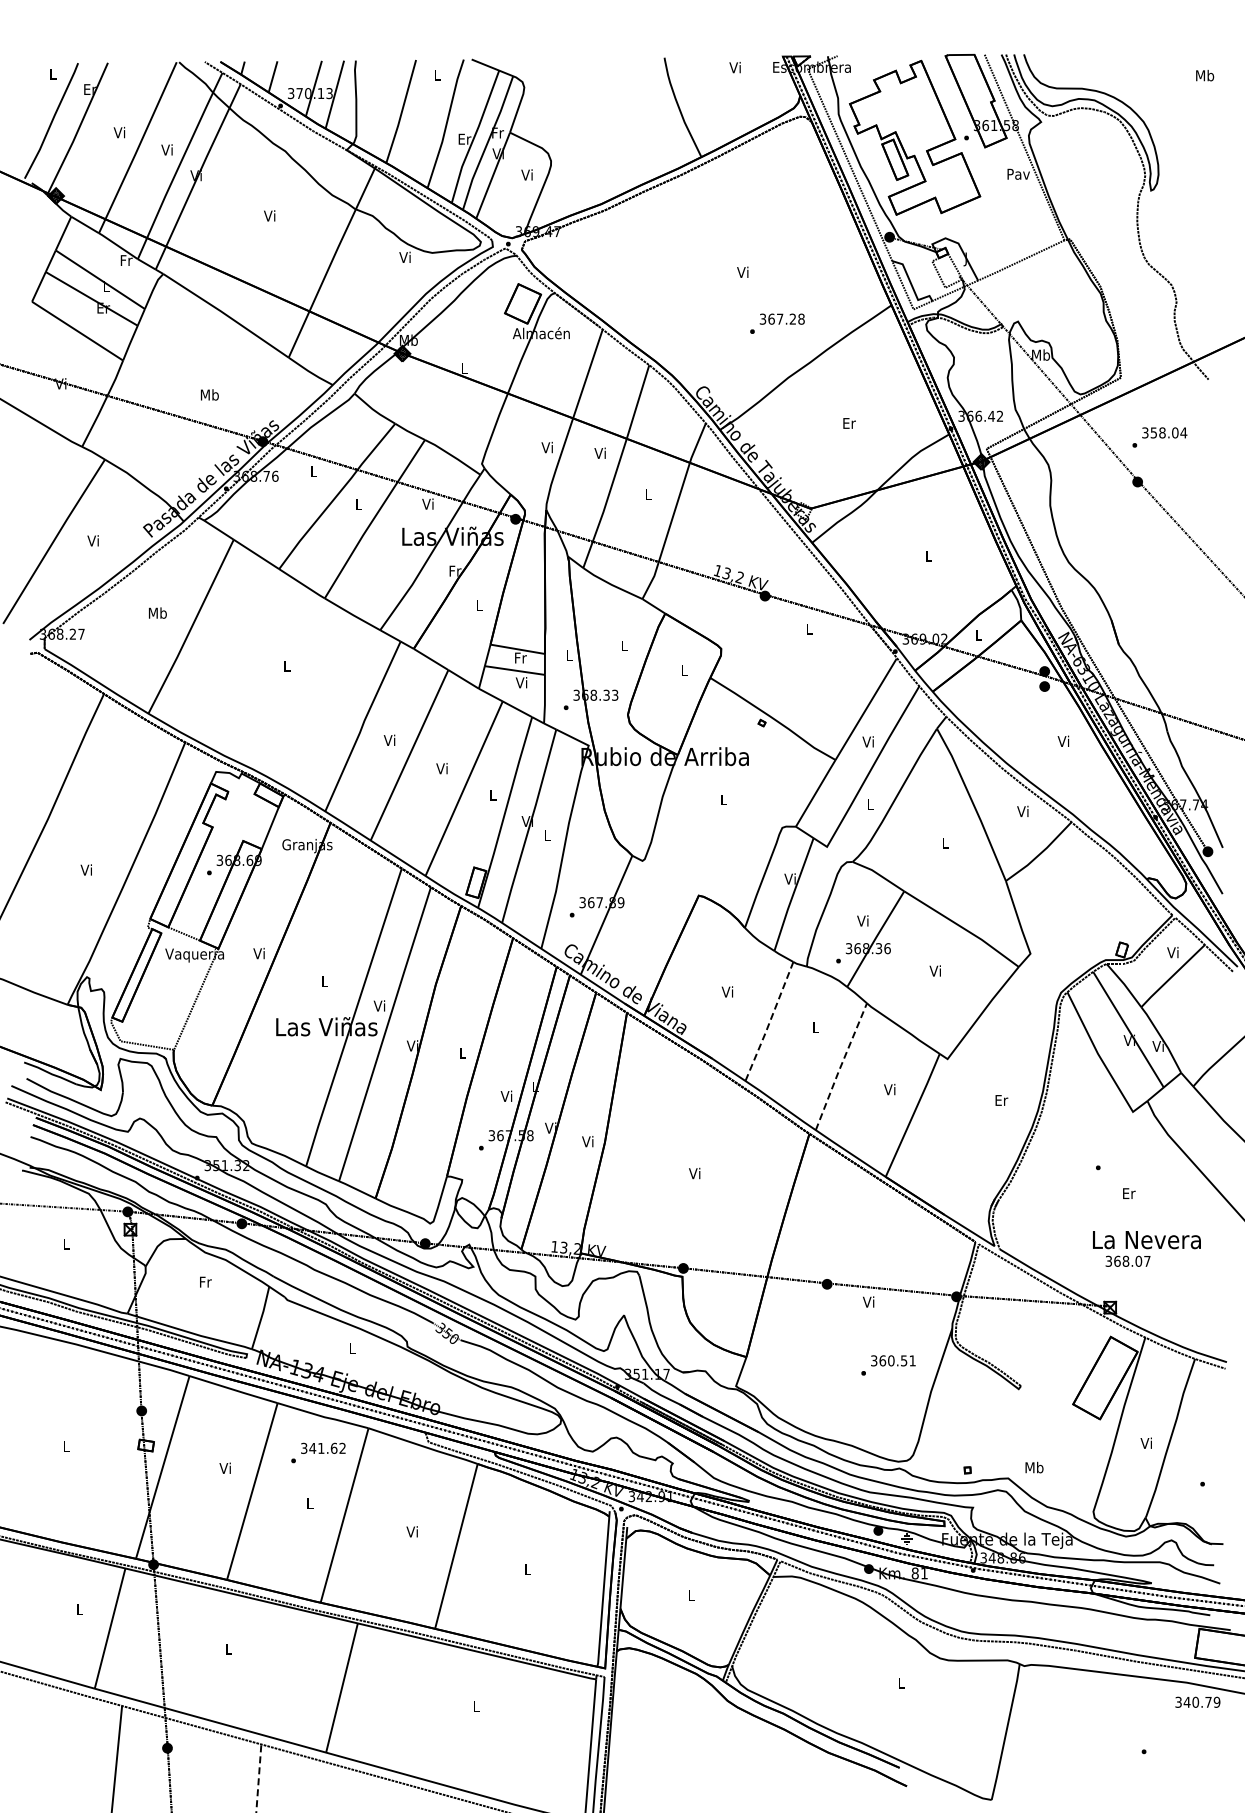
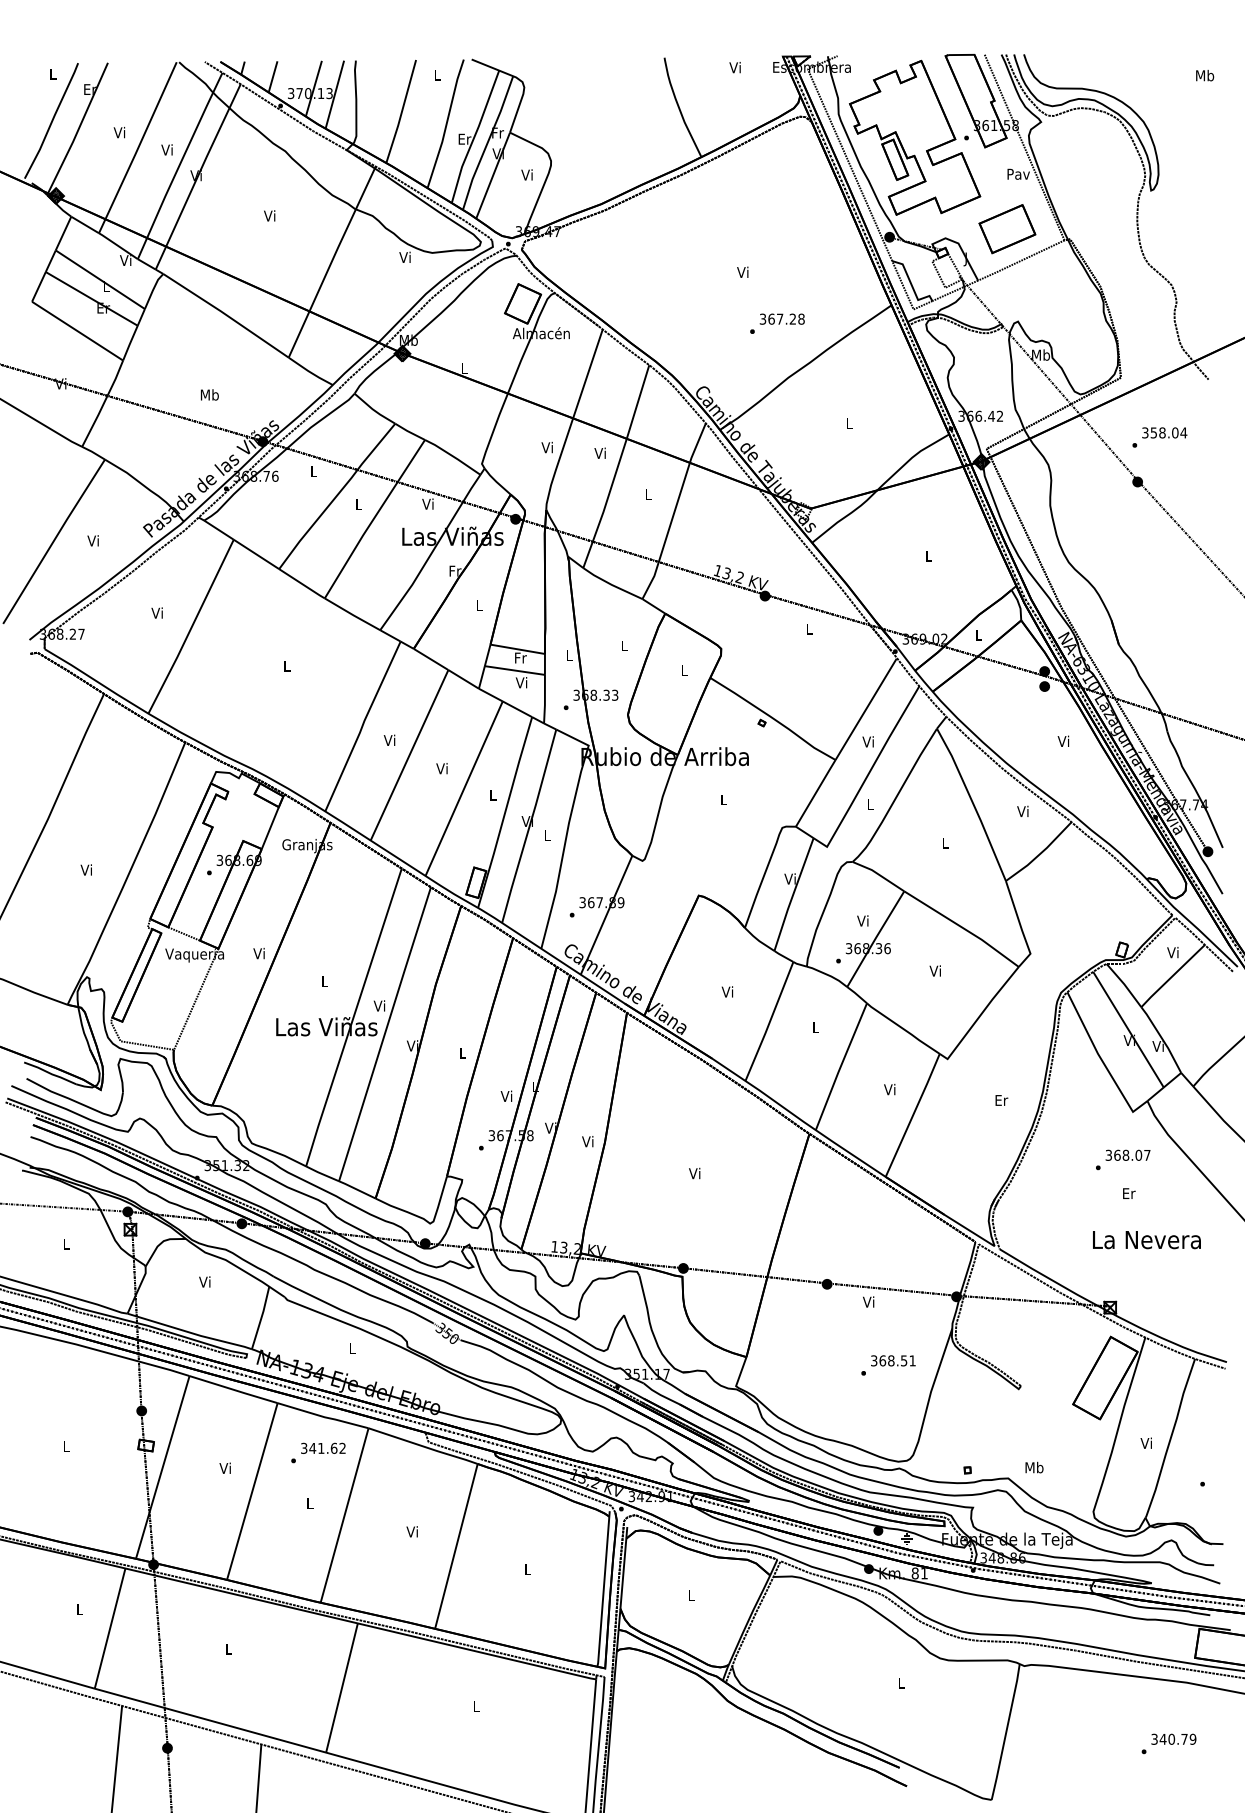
part: none -> present (1007, 229)
text: Fr -> Vi (126, 260)
text: Er -> L (849, 423)
text: Mb -> Vi (157, 612)
line: dashed -> solid (769, 1022)
line: dashed -> solid (840, 1067)
text position: (1127, 1260) -> (1127, 1154) (1127, 1154)
text: Fr -> Vi (205, 1281)
text: 360.51 -> 368.51 (891, 1360)
text position: (1197, 1701) -> (1173, 1738) (1173, 1738)
line: dashed -> solid (258, 1778)
